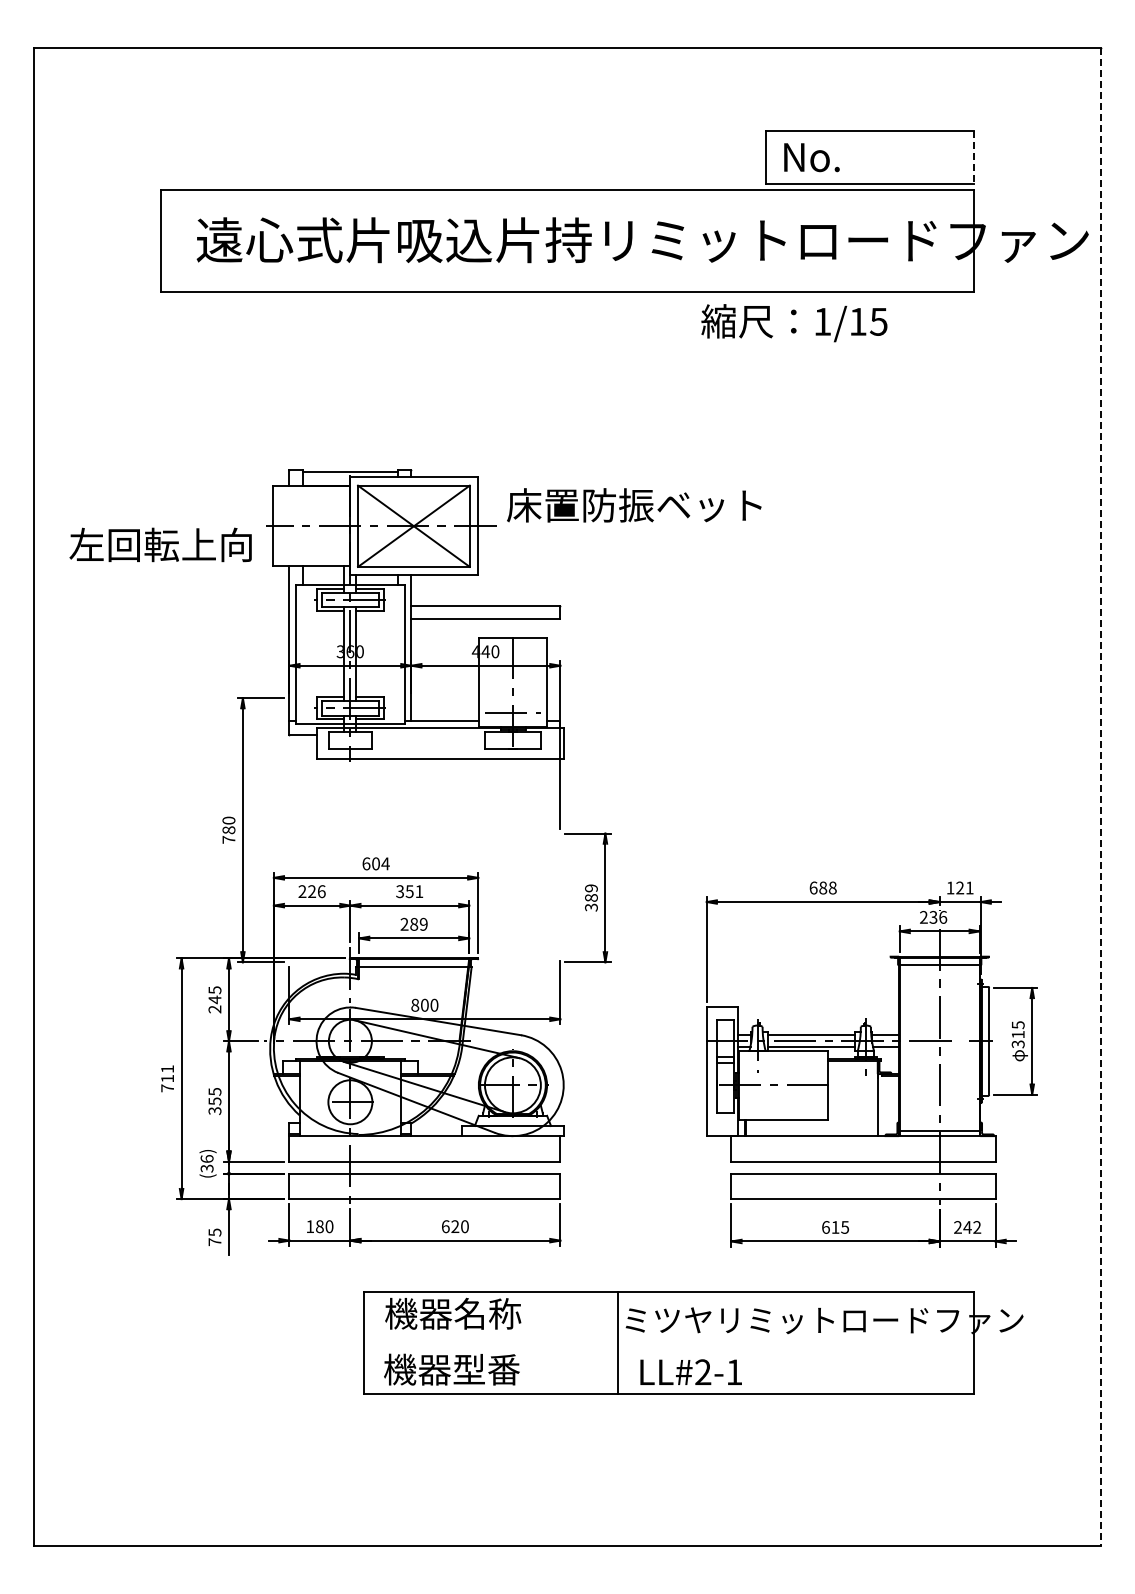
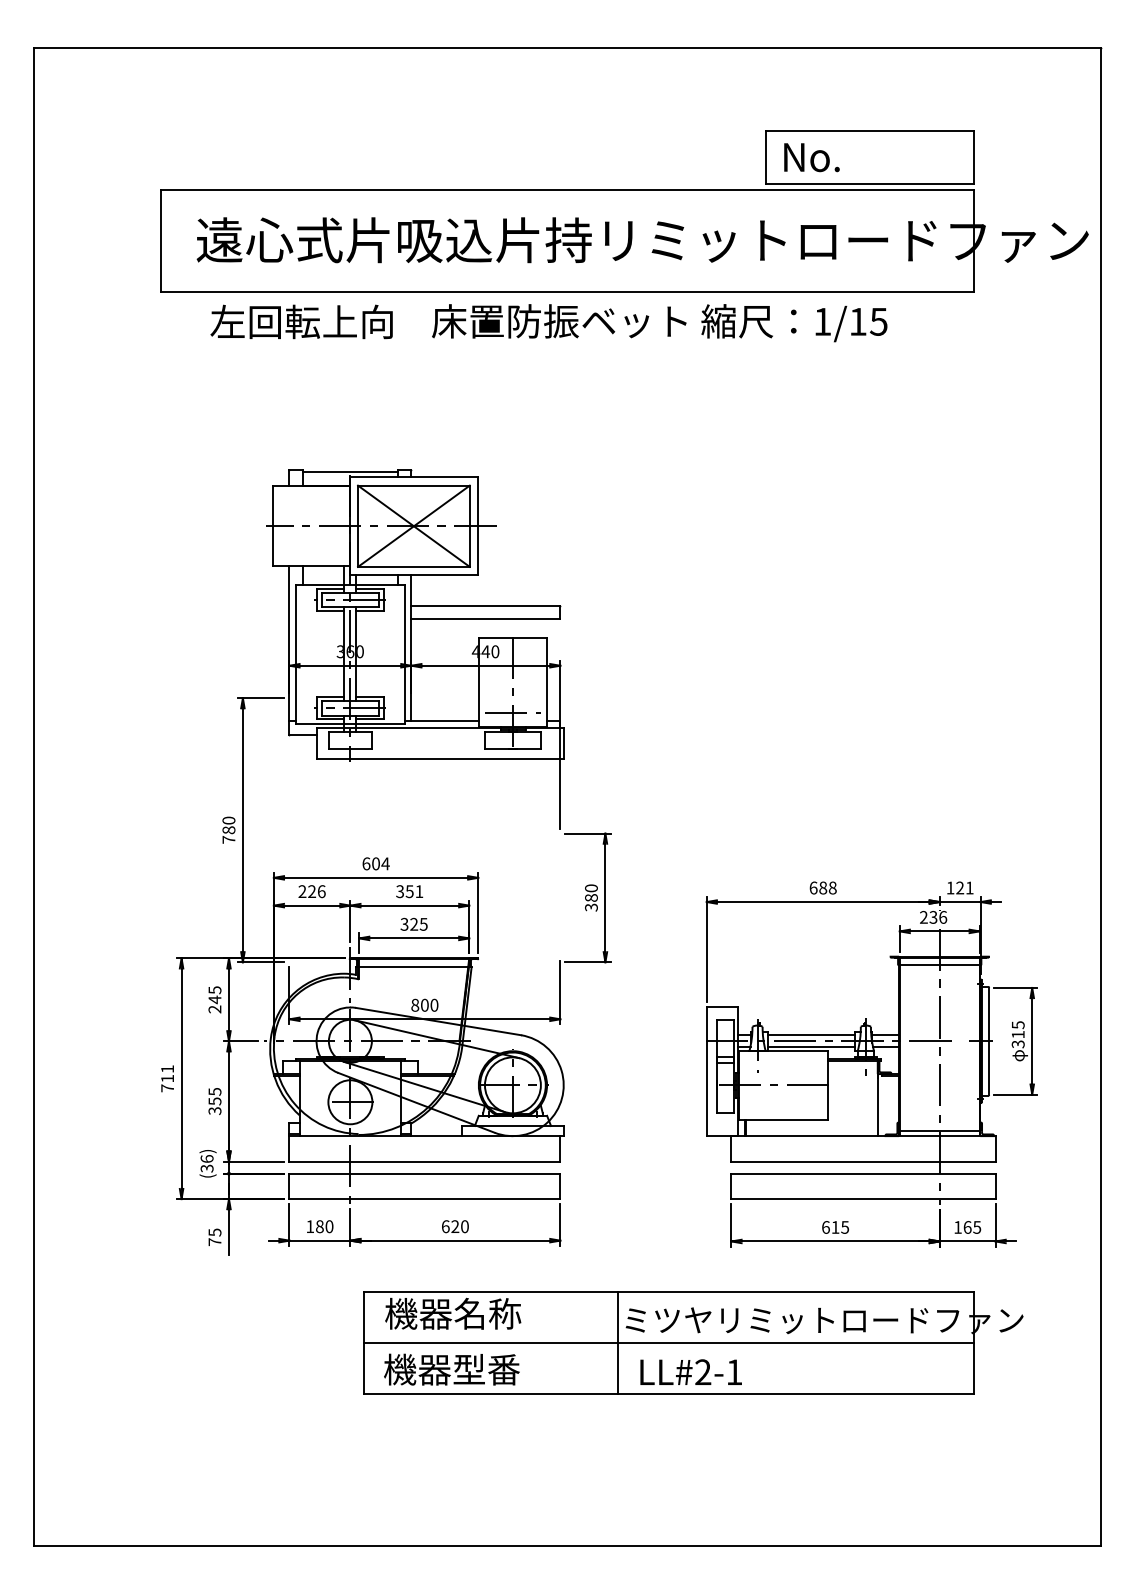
line: dashed -> solid (973, 157)
text position: (634, 505) -> (559, 321) (559, 321)
text position: (160, 544) -> (301, 321) (301, 321)
line: dashed -> solid (1100, 797)
text: 389 -> 380 (591, 888)
text: 289 -> 325 (413, 923)
text: 242 -> 165 (967, 1227)
line: none -> present (668, 1343)
